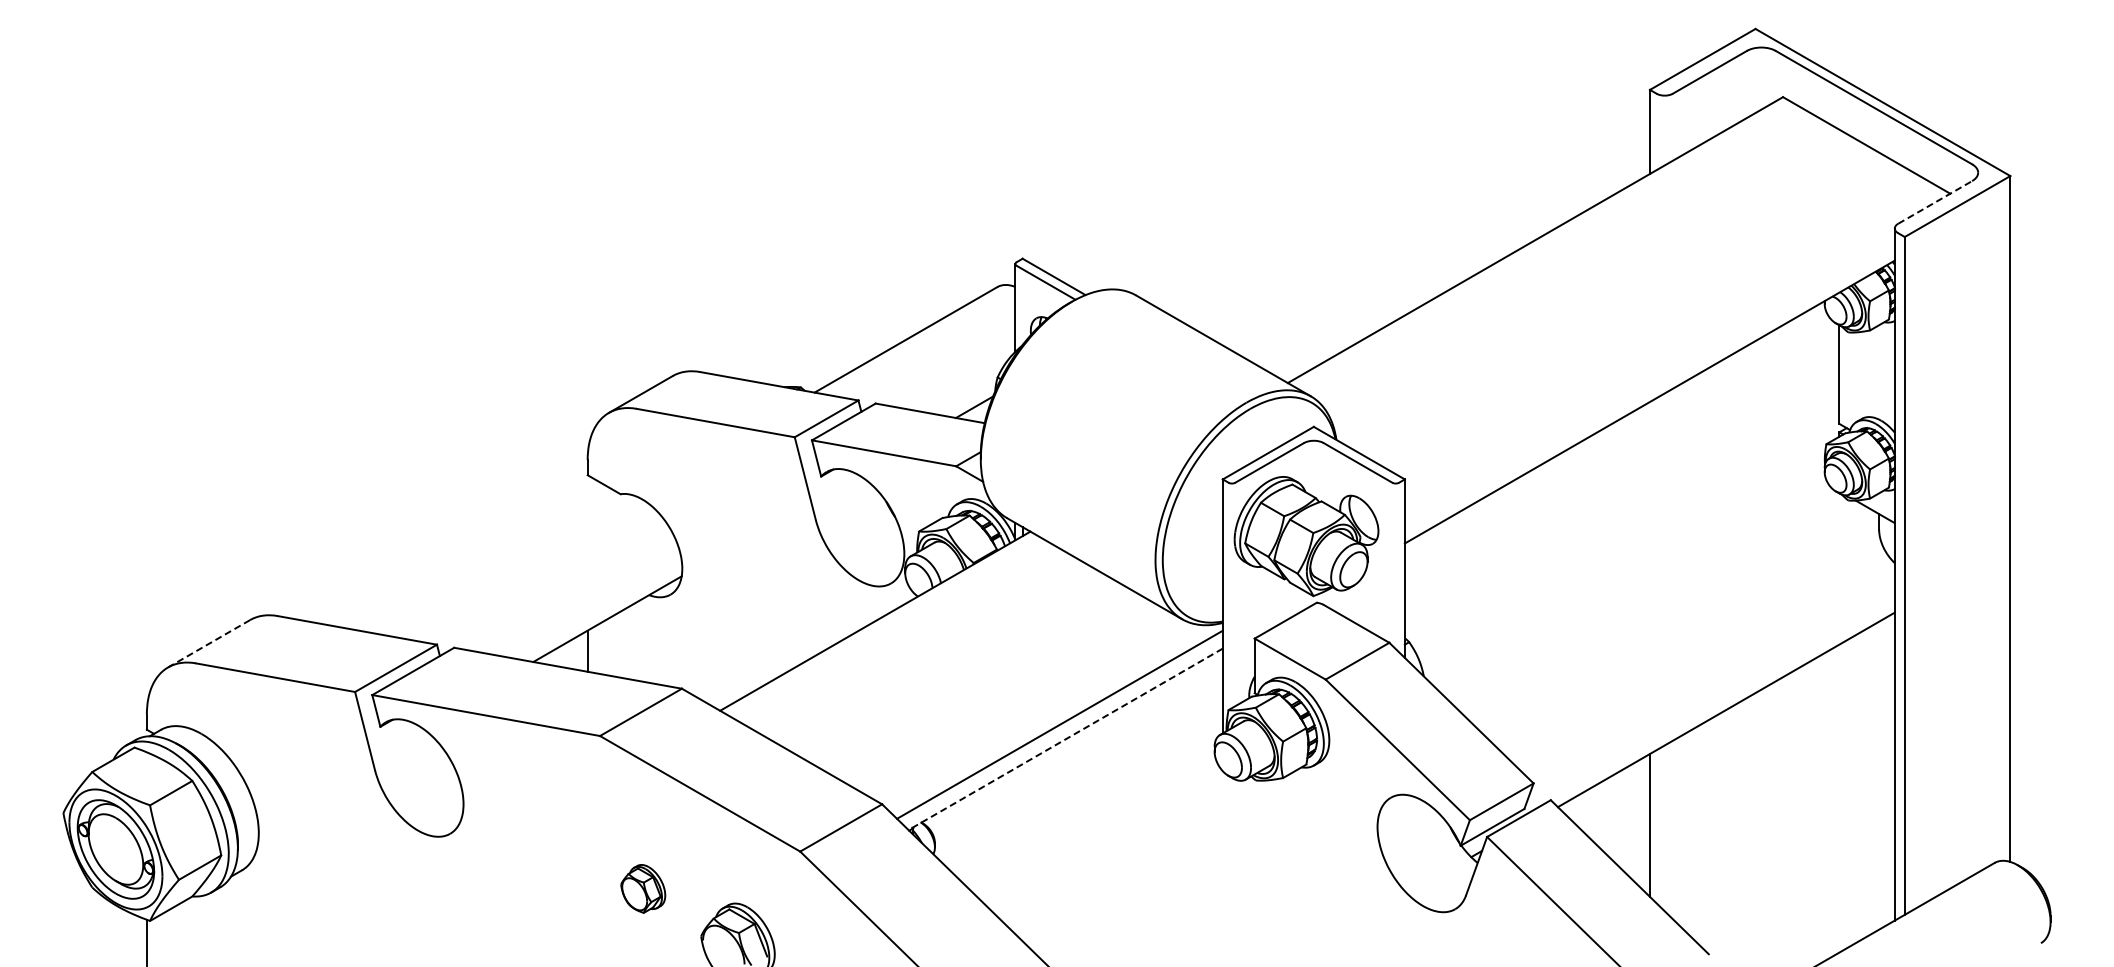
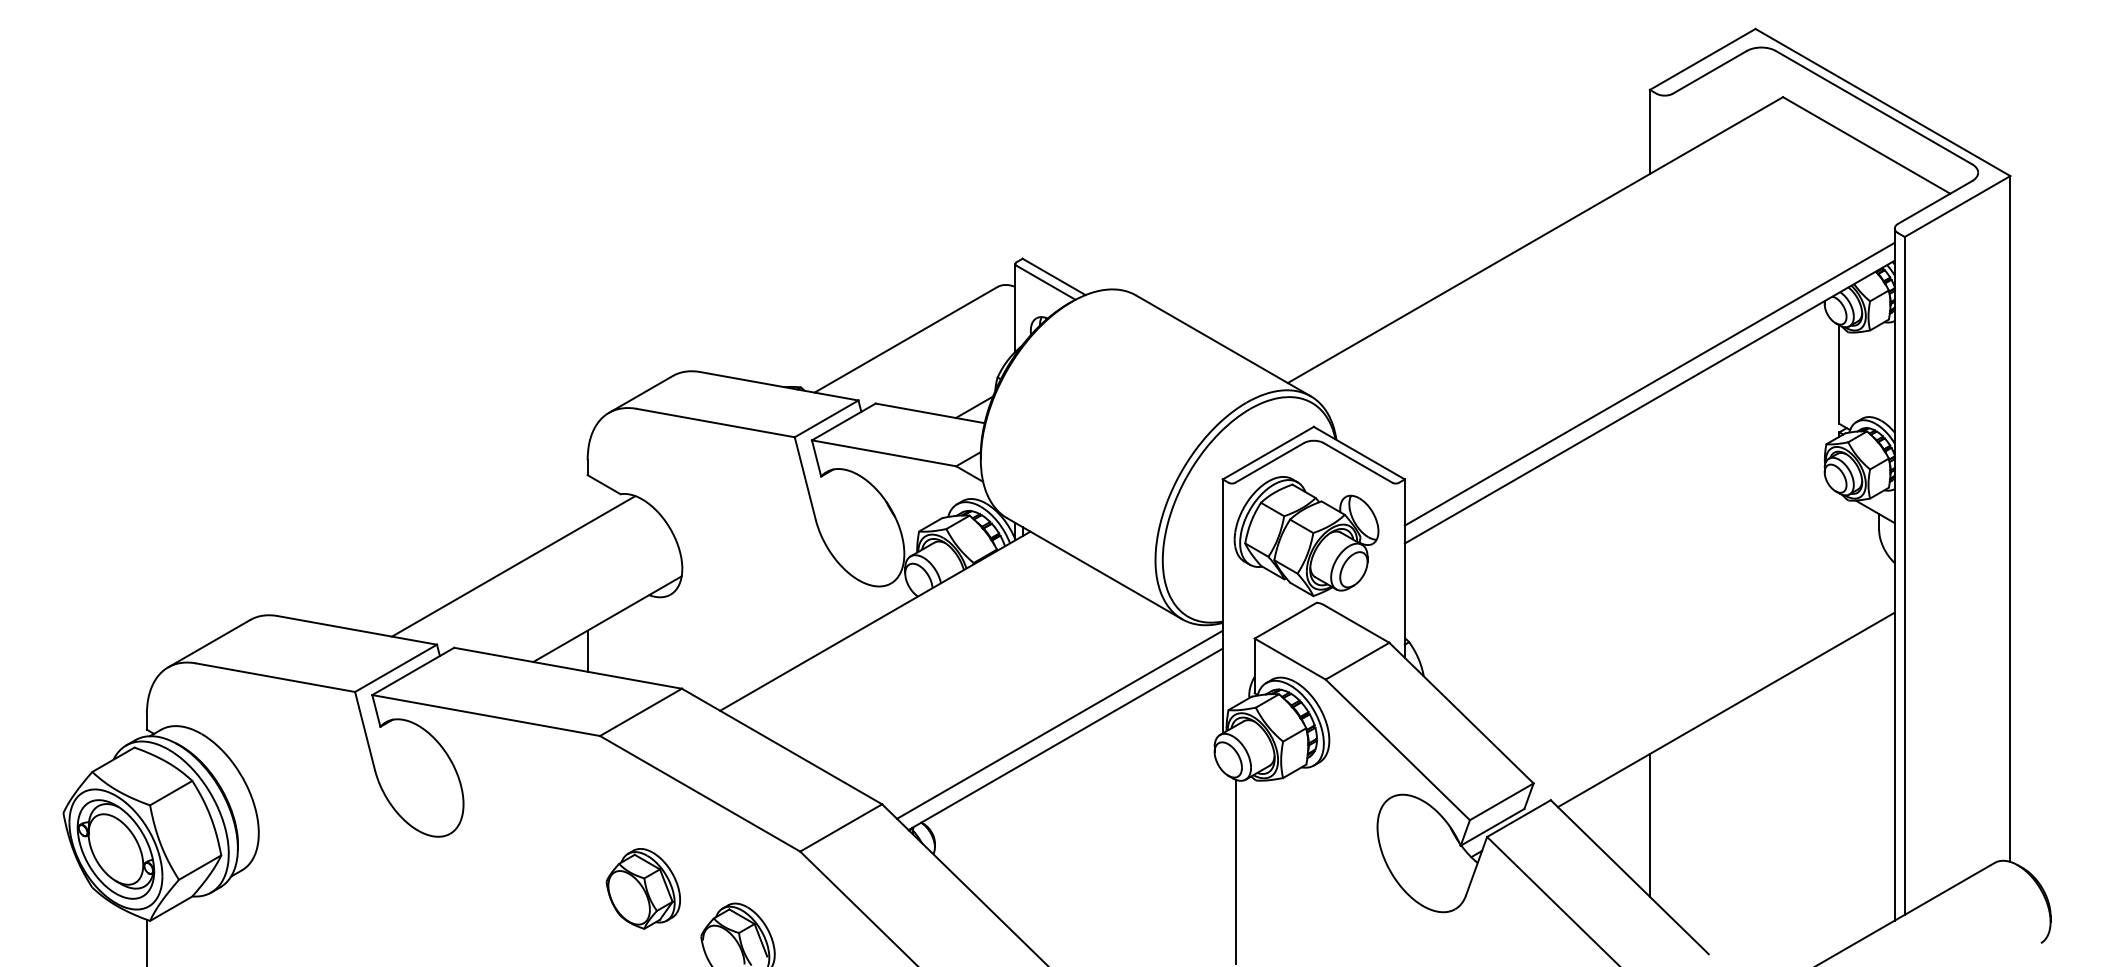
line: dashed -> solid (1935, 202)
line: none -> present (1649, 383)
line: none -> present (513, 566)
line: dashed -> solid (208, 644)
line: dashed -> solid (1065, 739)
line: none -> present (1235, 871)
part size: 47x50 px -> 76x82 px (642, 888)
